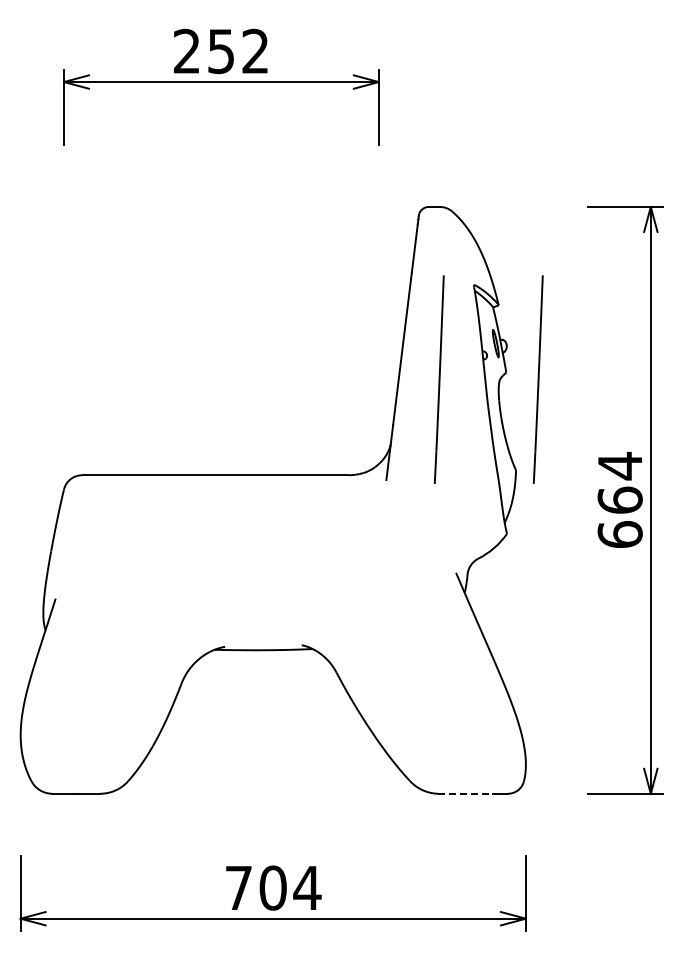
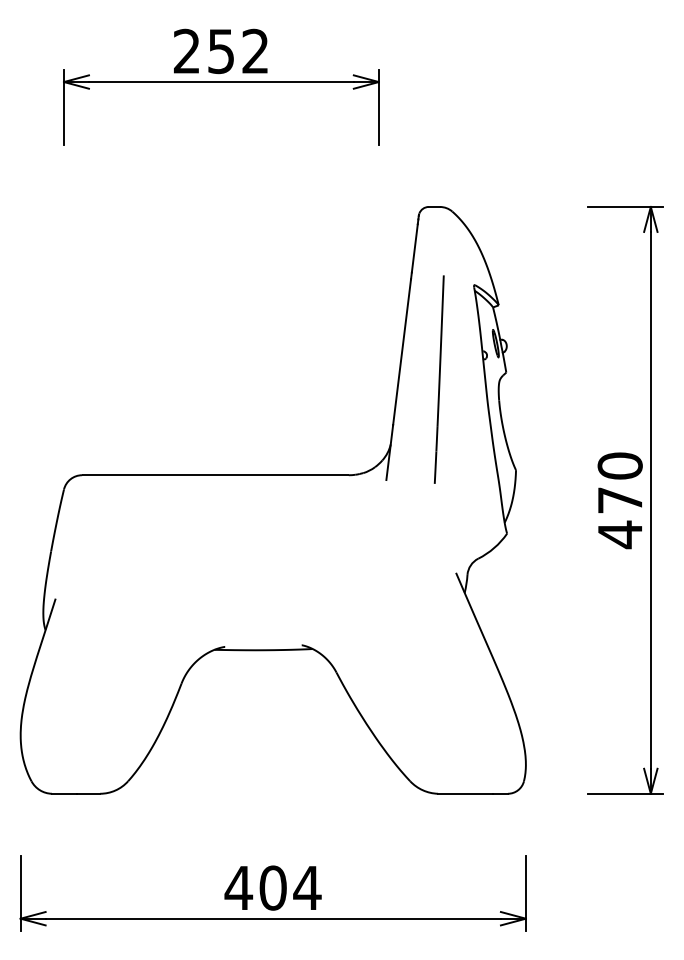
line: present -> none (537, 379)
text: 664 -> 470 (619, 500)
line: dashed -> solid (466, 793)
text: 704 -> 404 (238, 887)
